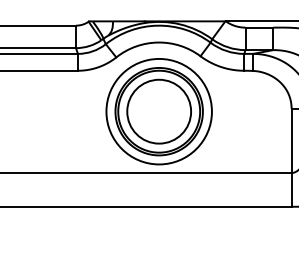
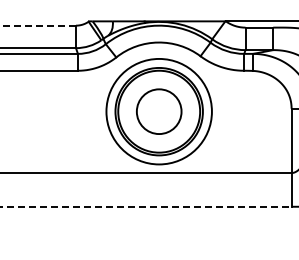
line: solid -> dashed (38, 25)
circle diameter: 64 px -> 45 px (158, 111)
line: solid -> dashed (146, 206)
